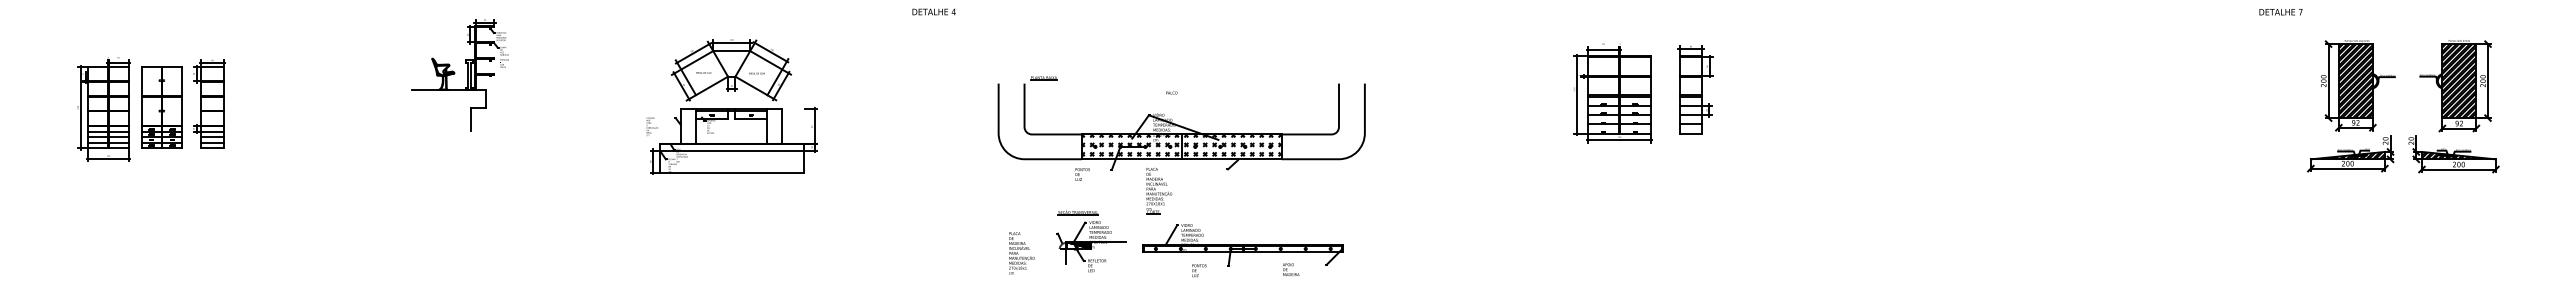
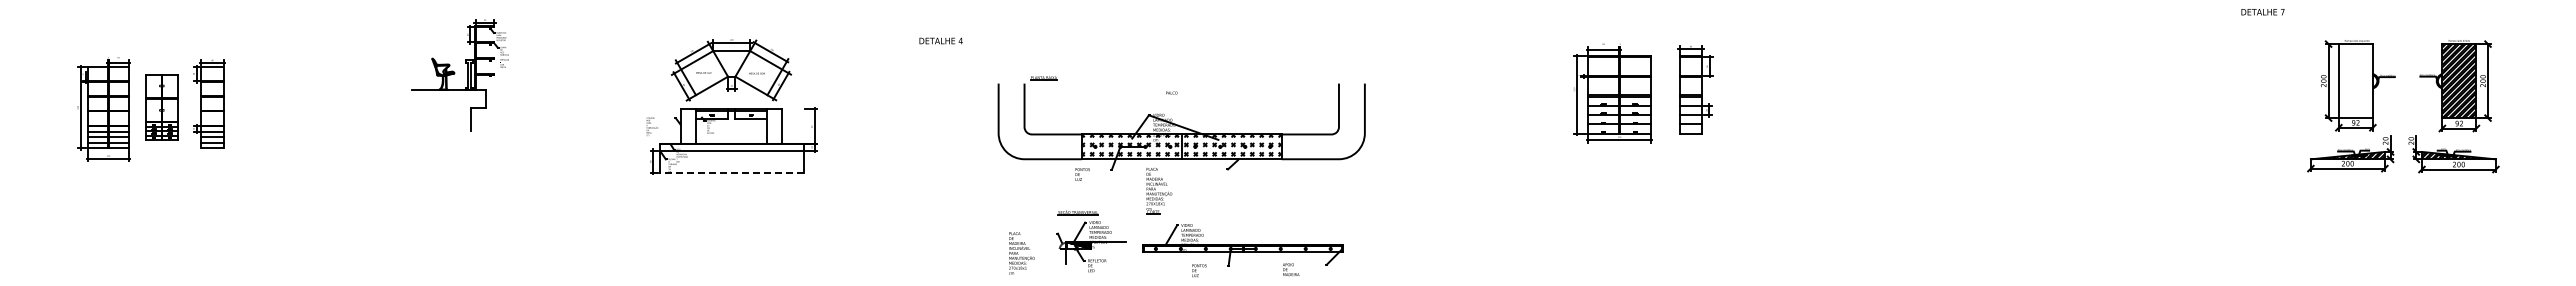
text position: (933, 11) -> (940, 40) (940, 40)
text position: (2280, 12) -> (2262, 12) (2262, 12)
hatch: present -> none (2355, 81)
part size: 42x83 px -> 34x67 px (161, 107)
line: solid -> dashed (731, 172)
